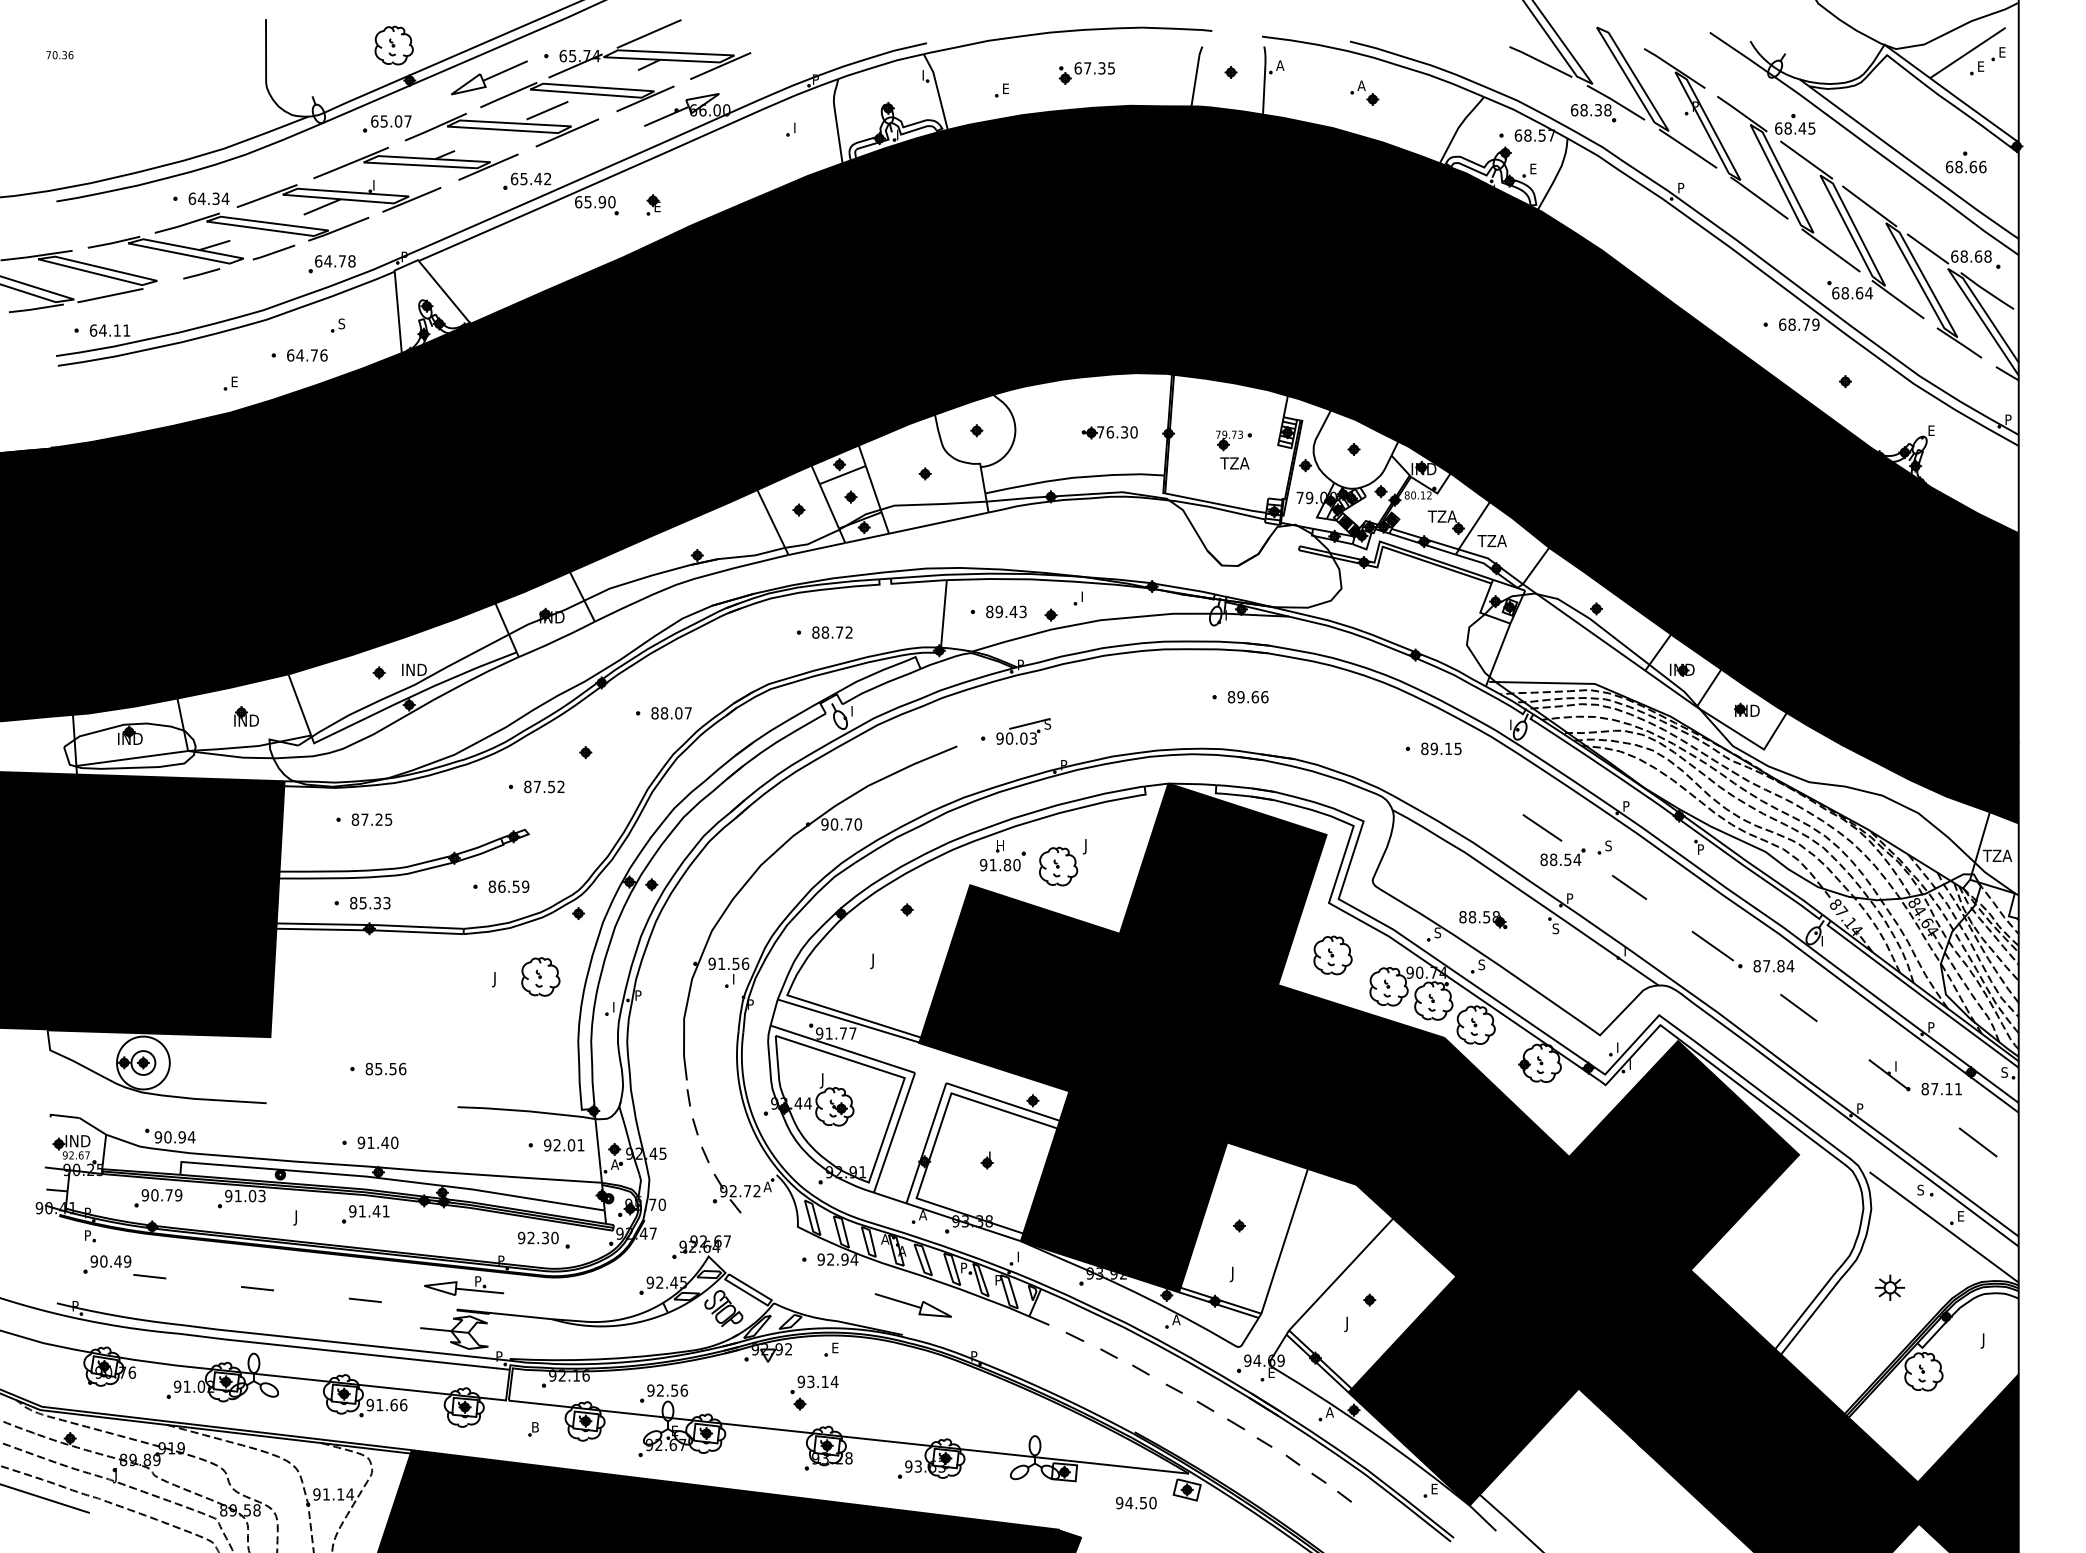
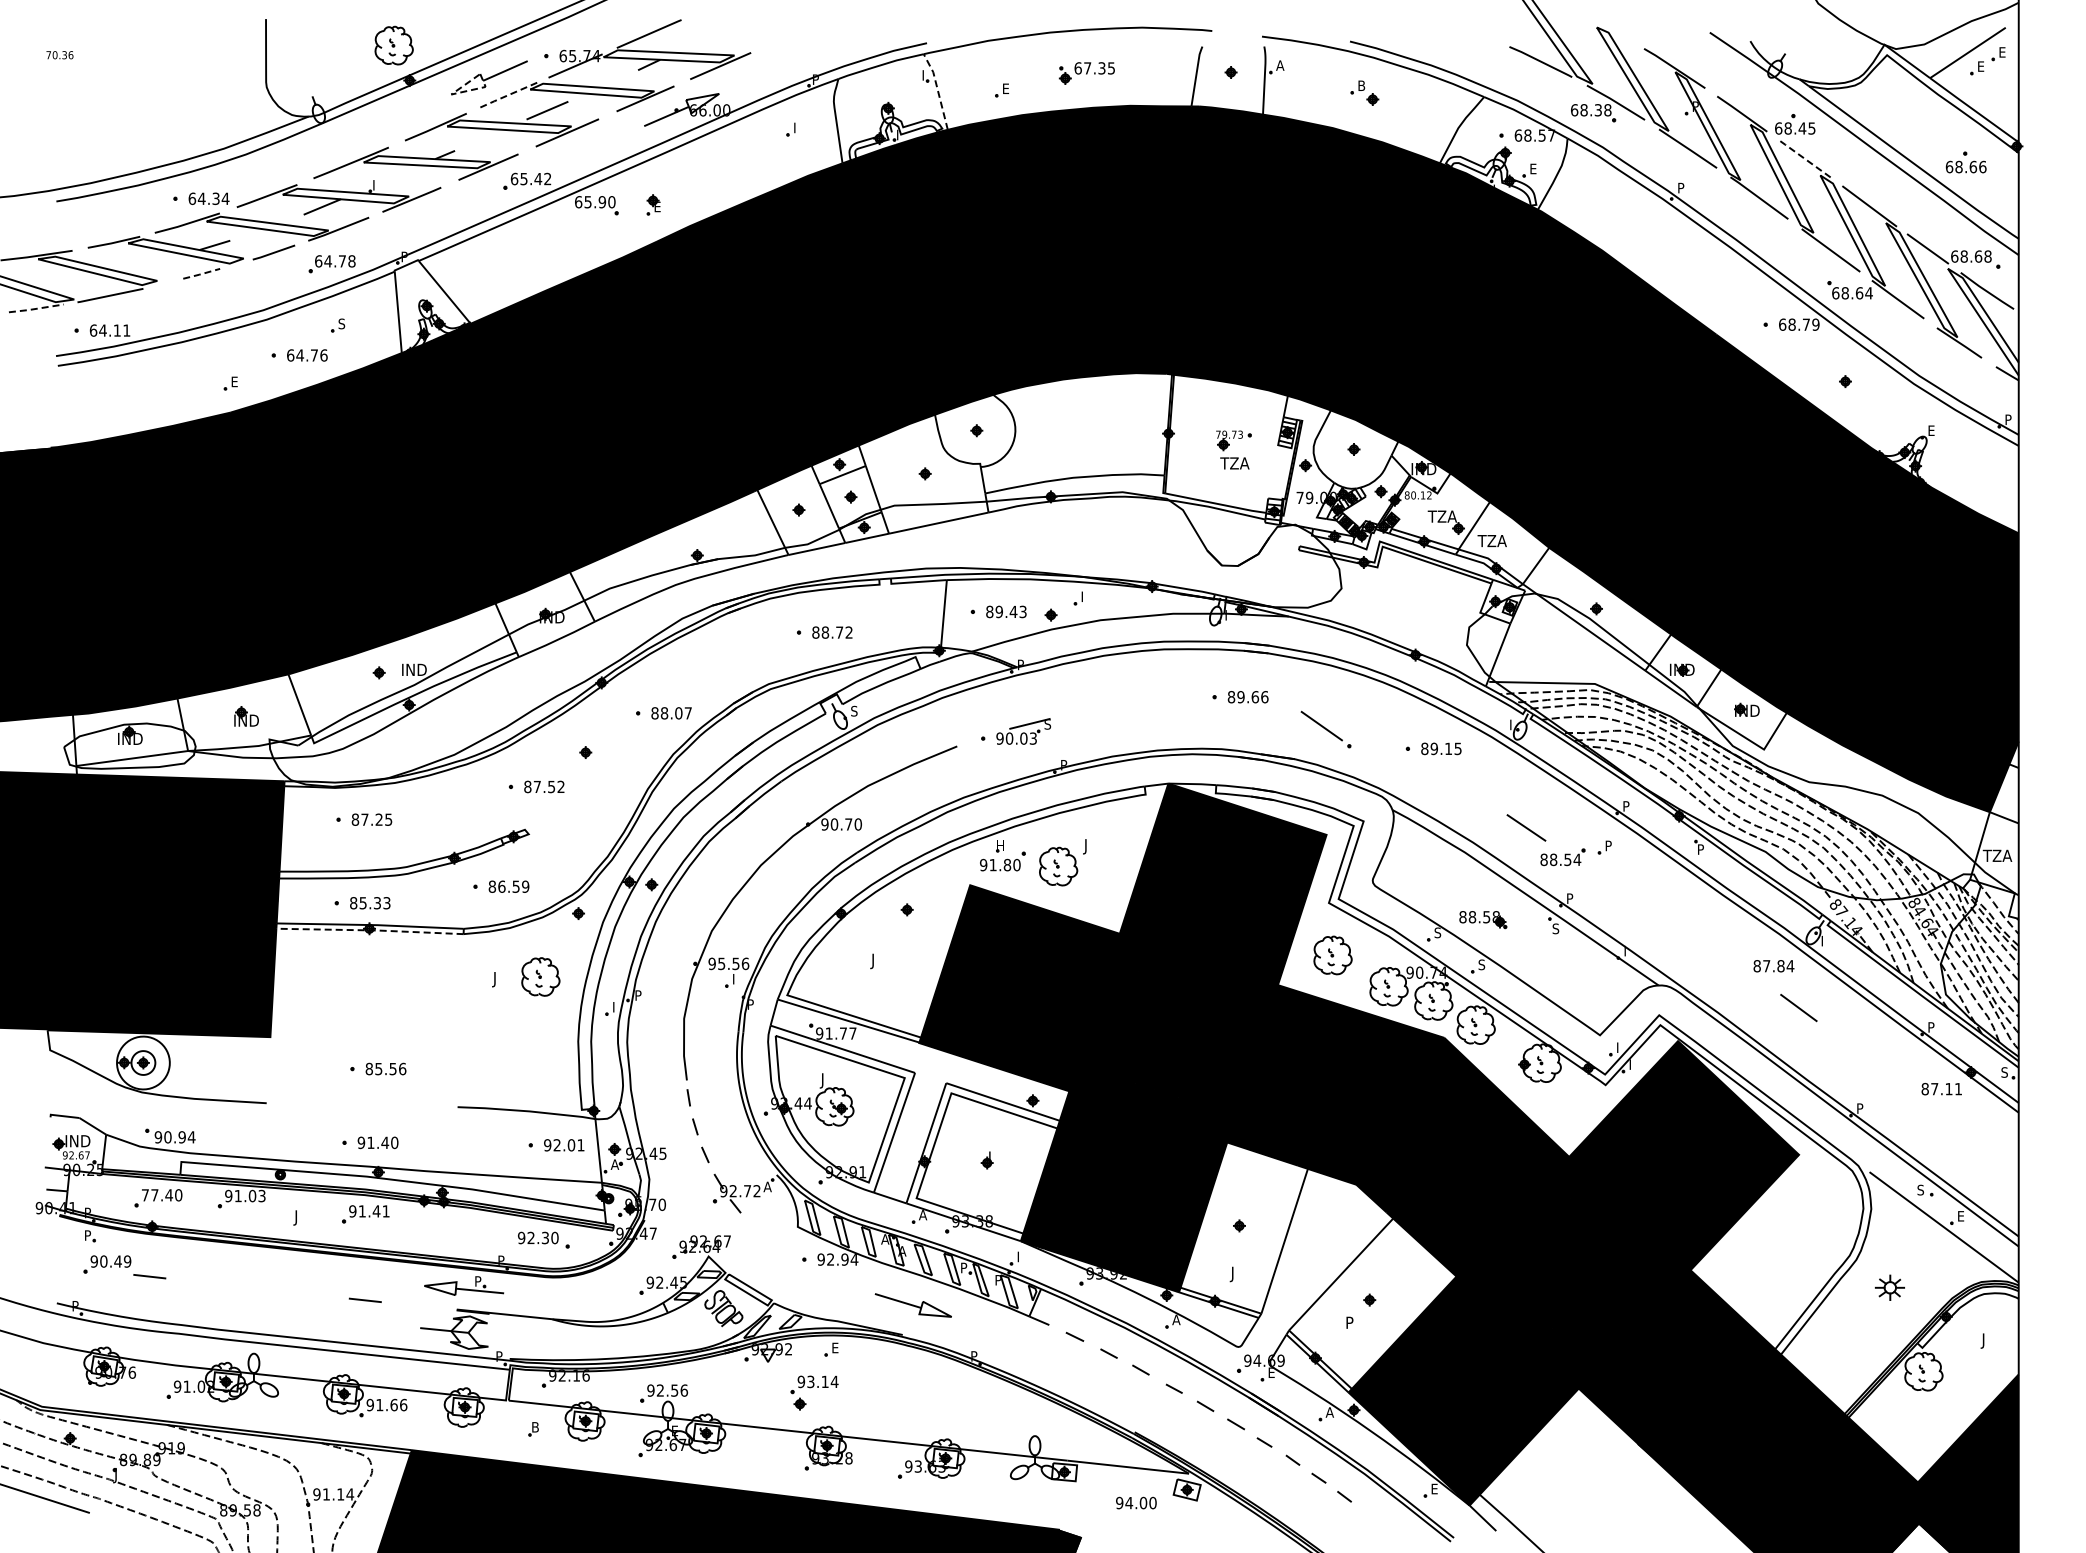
text: A -> B (1361, 85)
line: solid -> dashed (937, 90)
line: solid -> dashed (457, 93)
line: solid -> dashed (507, 95)
part: present -> none (387, 123)
line: solid -> dashed (1806, 159)
line: solid -> dashed (201, 274)
line: solid -> dashed (35, 308)
part: present -> none (1109, 432)
text: I -> S (854, 710)
fill: present -> none (2003, 782)
line position: (1542, 827) -> (1526, 827) (1526, 827)
text: S -> P (1608, 845)
line: present -> none (1629, 887)
line: solid -> dashed (370, 930)
part position: (1716, 949) -> (1325, 729) (1325, 729)
text: 91.56 -> 95.56 (721, 963)
part: present -> none (1889, 1075)
line: present -> none (1977, 1142)
text: 90.79 -> 77.40 (161, 1195)
line: present -> none (257, 1288)
text: J -> P (1348, 1324)
text: 94.50 -> 94.00 (1143, 1502)
